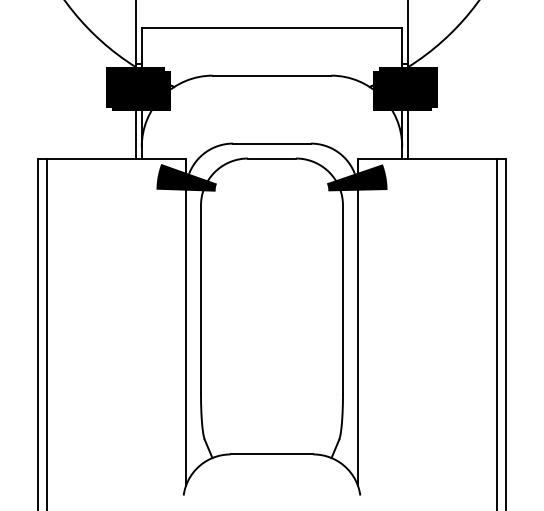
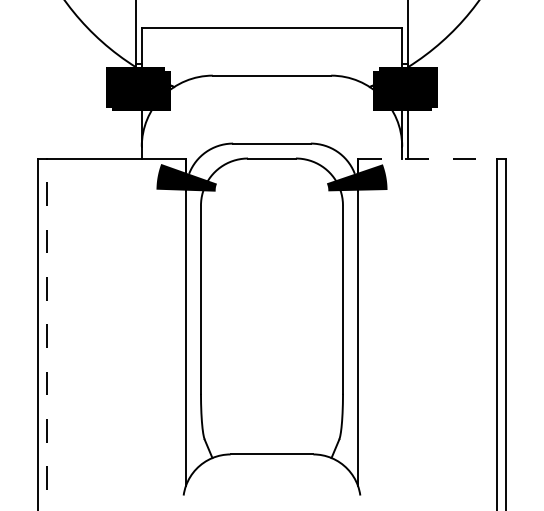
line: present -> none (135, 133)
line: solid -> dashed (427, 158)
line: solid -> dashed (47, 334)
